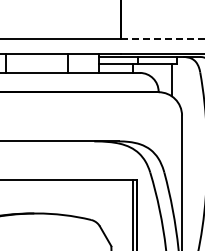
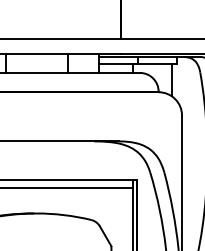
line: dashed -> solid (163, 39)
line: none -> present (67, 188)
